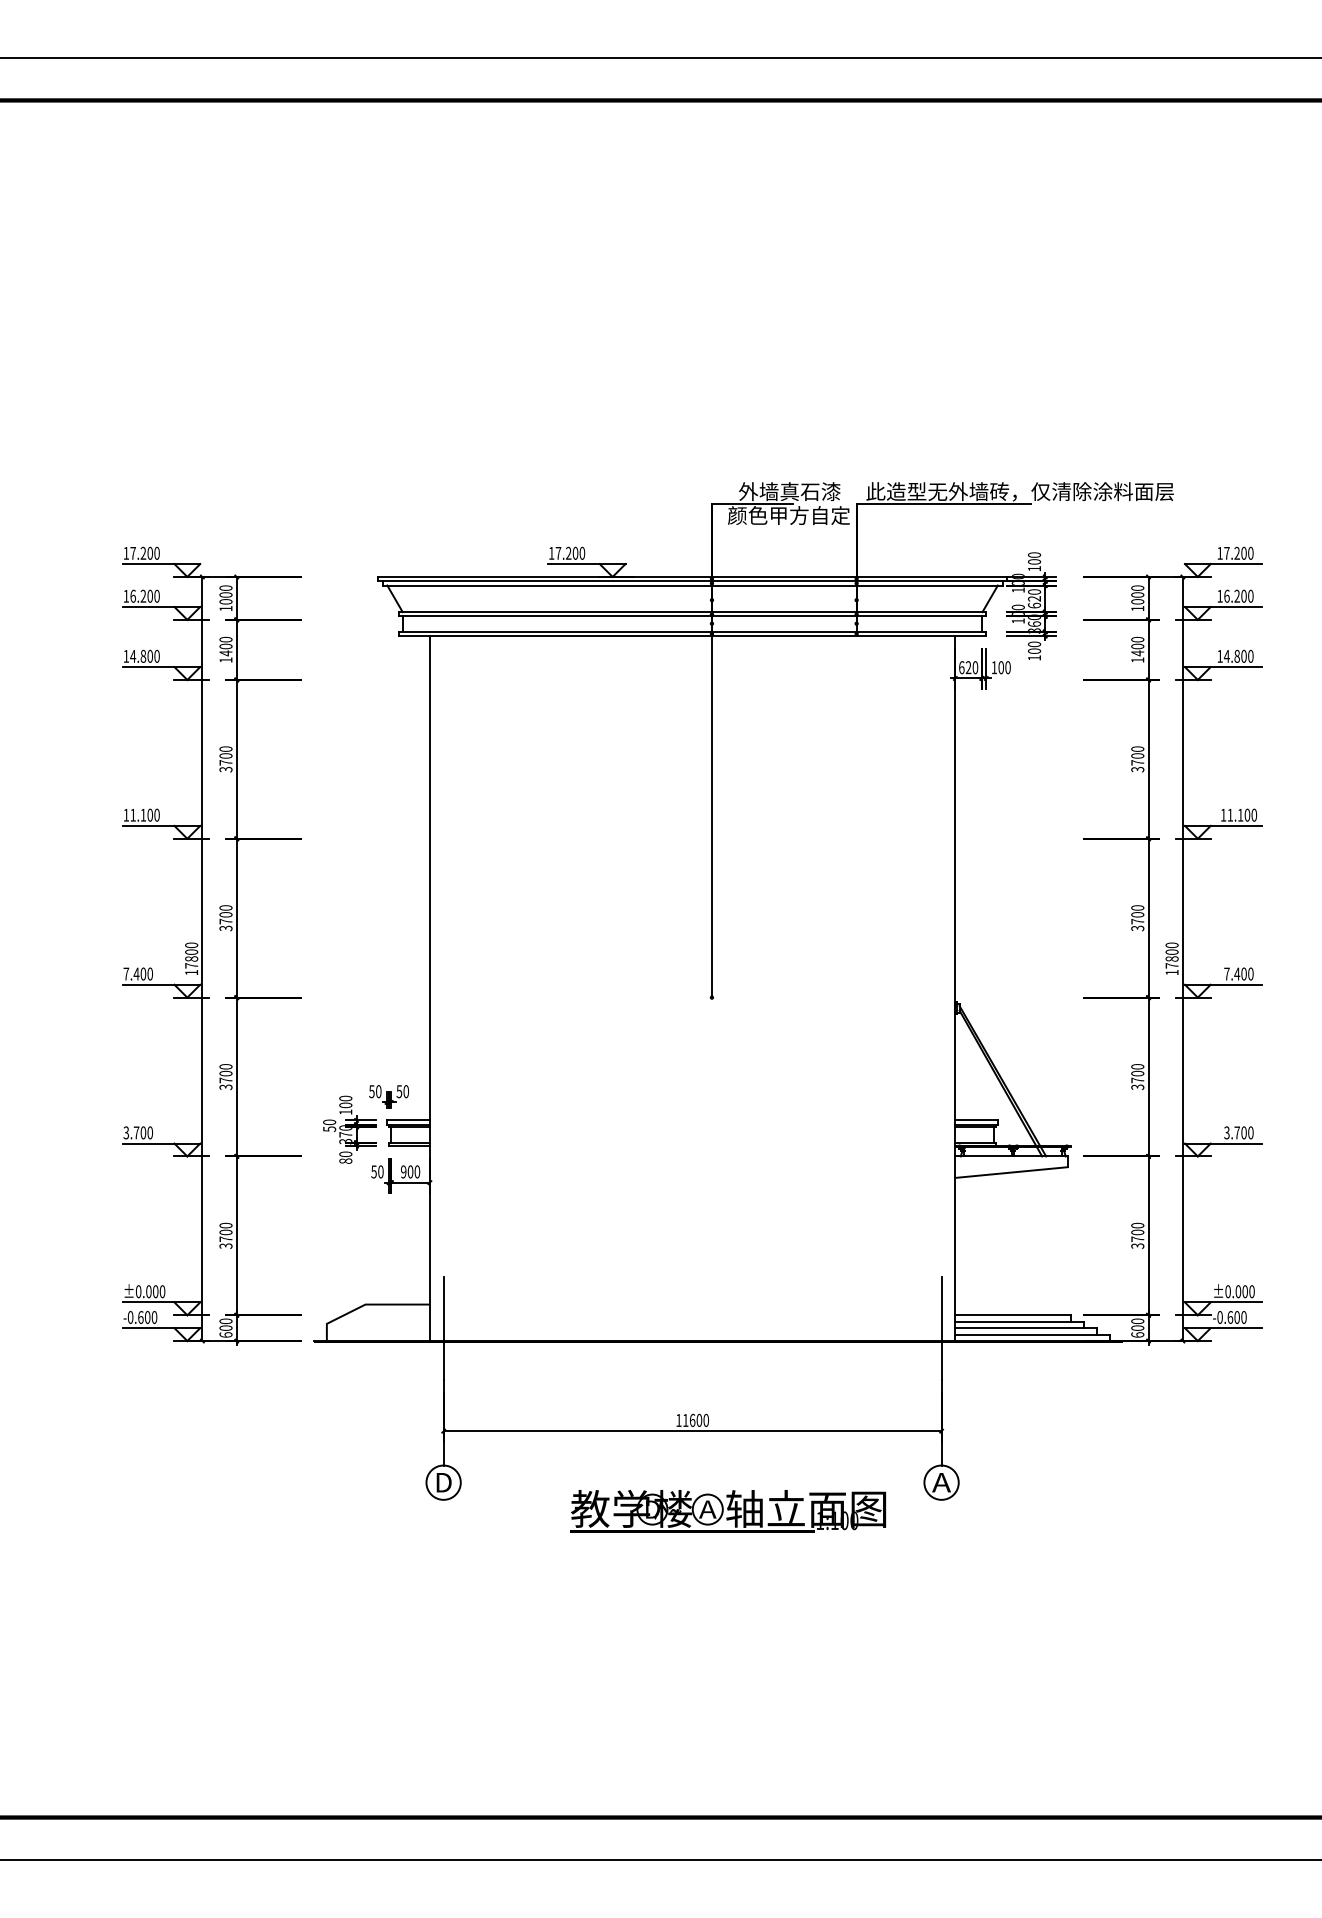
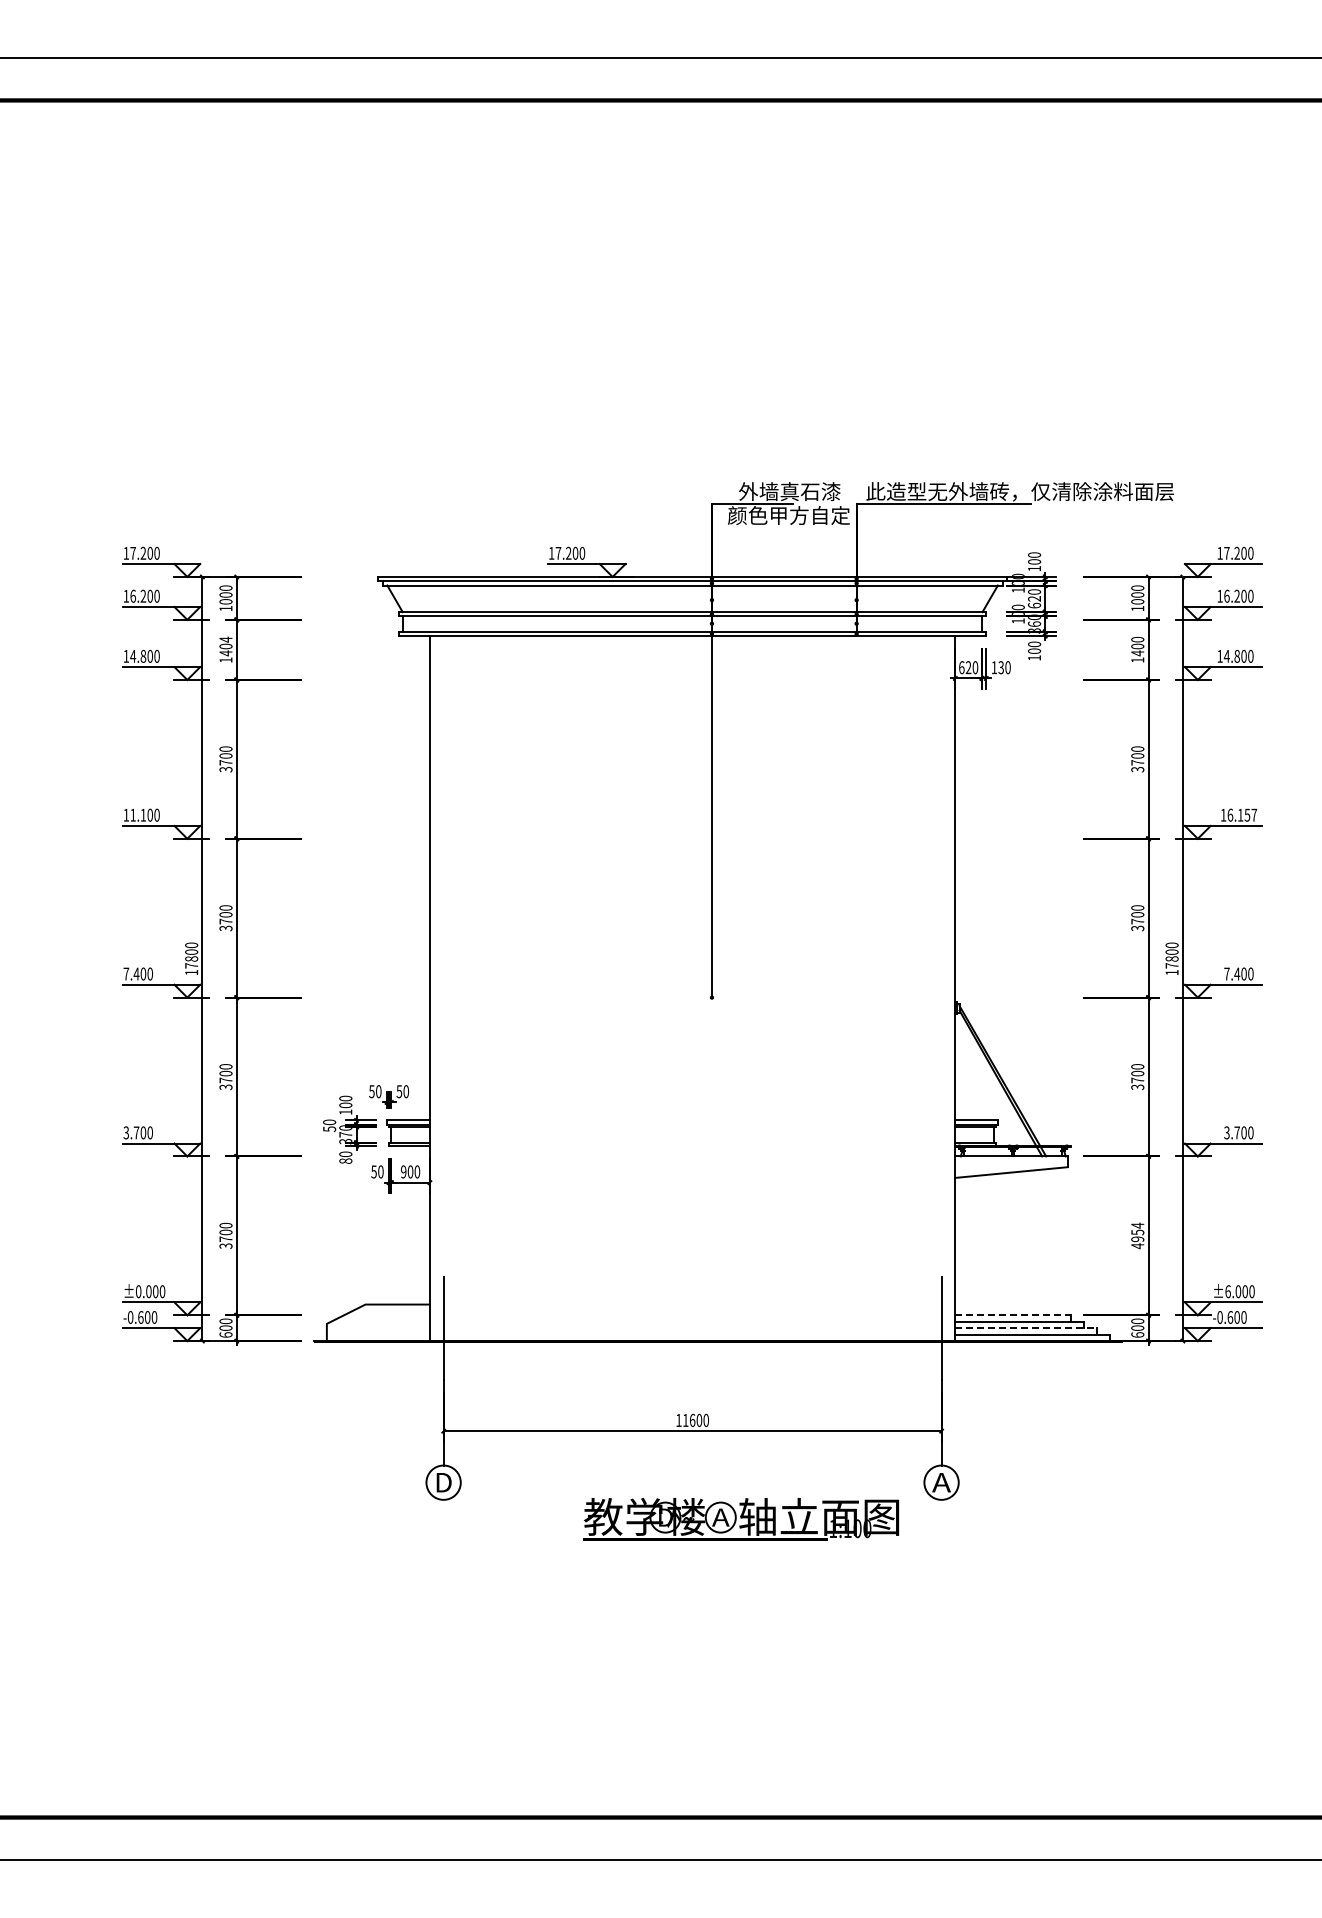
text: 1400 -> 1404 (225, 639)
text: 100 -> 130 (1000, 667)
text: 11.100 -> 16.157 (1242, 814)
text: 3700 -> 4954 (1137, 1235)
text: ±0.000 -> ±6.000 (1227, 1291)
line: solid -> dashed (1013, 1315)
line: solid -> dashed (1026, 1328)
part position: (728, 1511) -> (741, 1519) (741, 1519)
